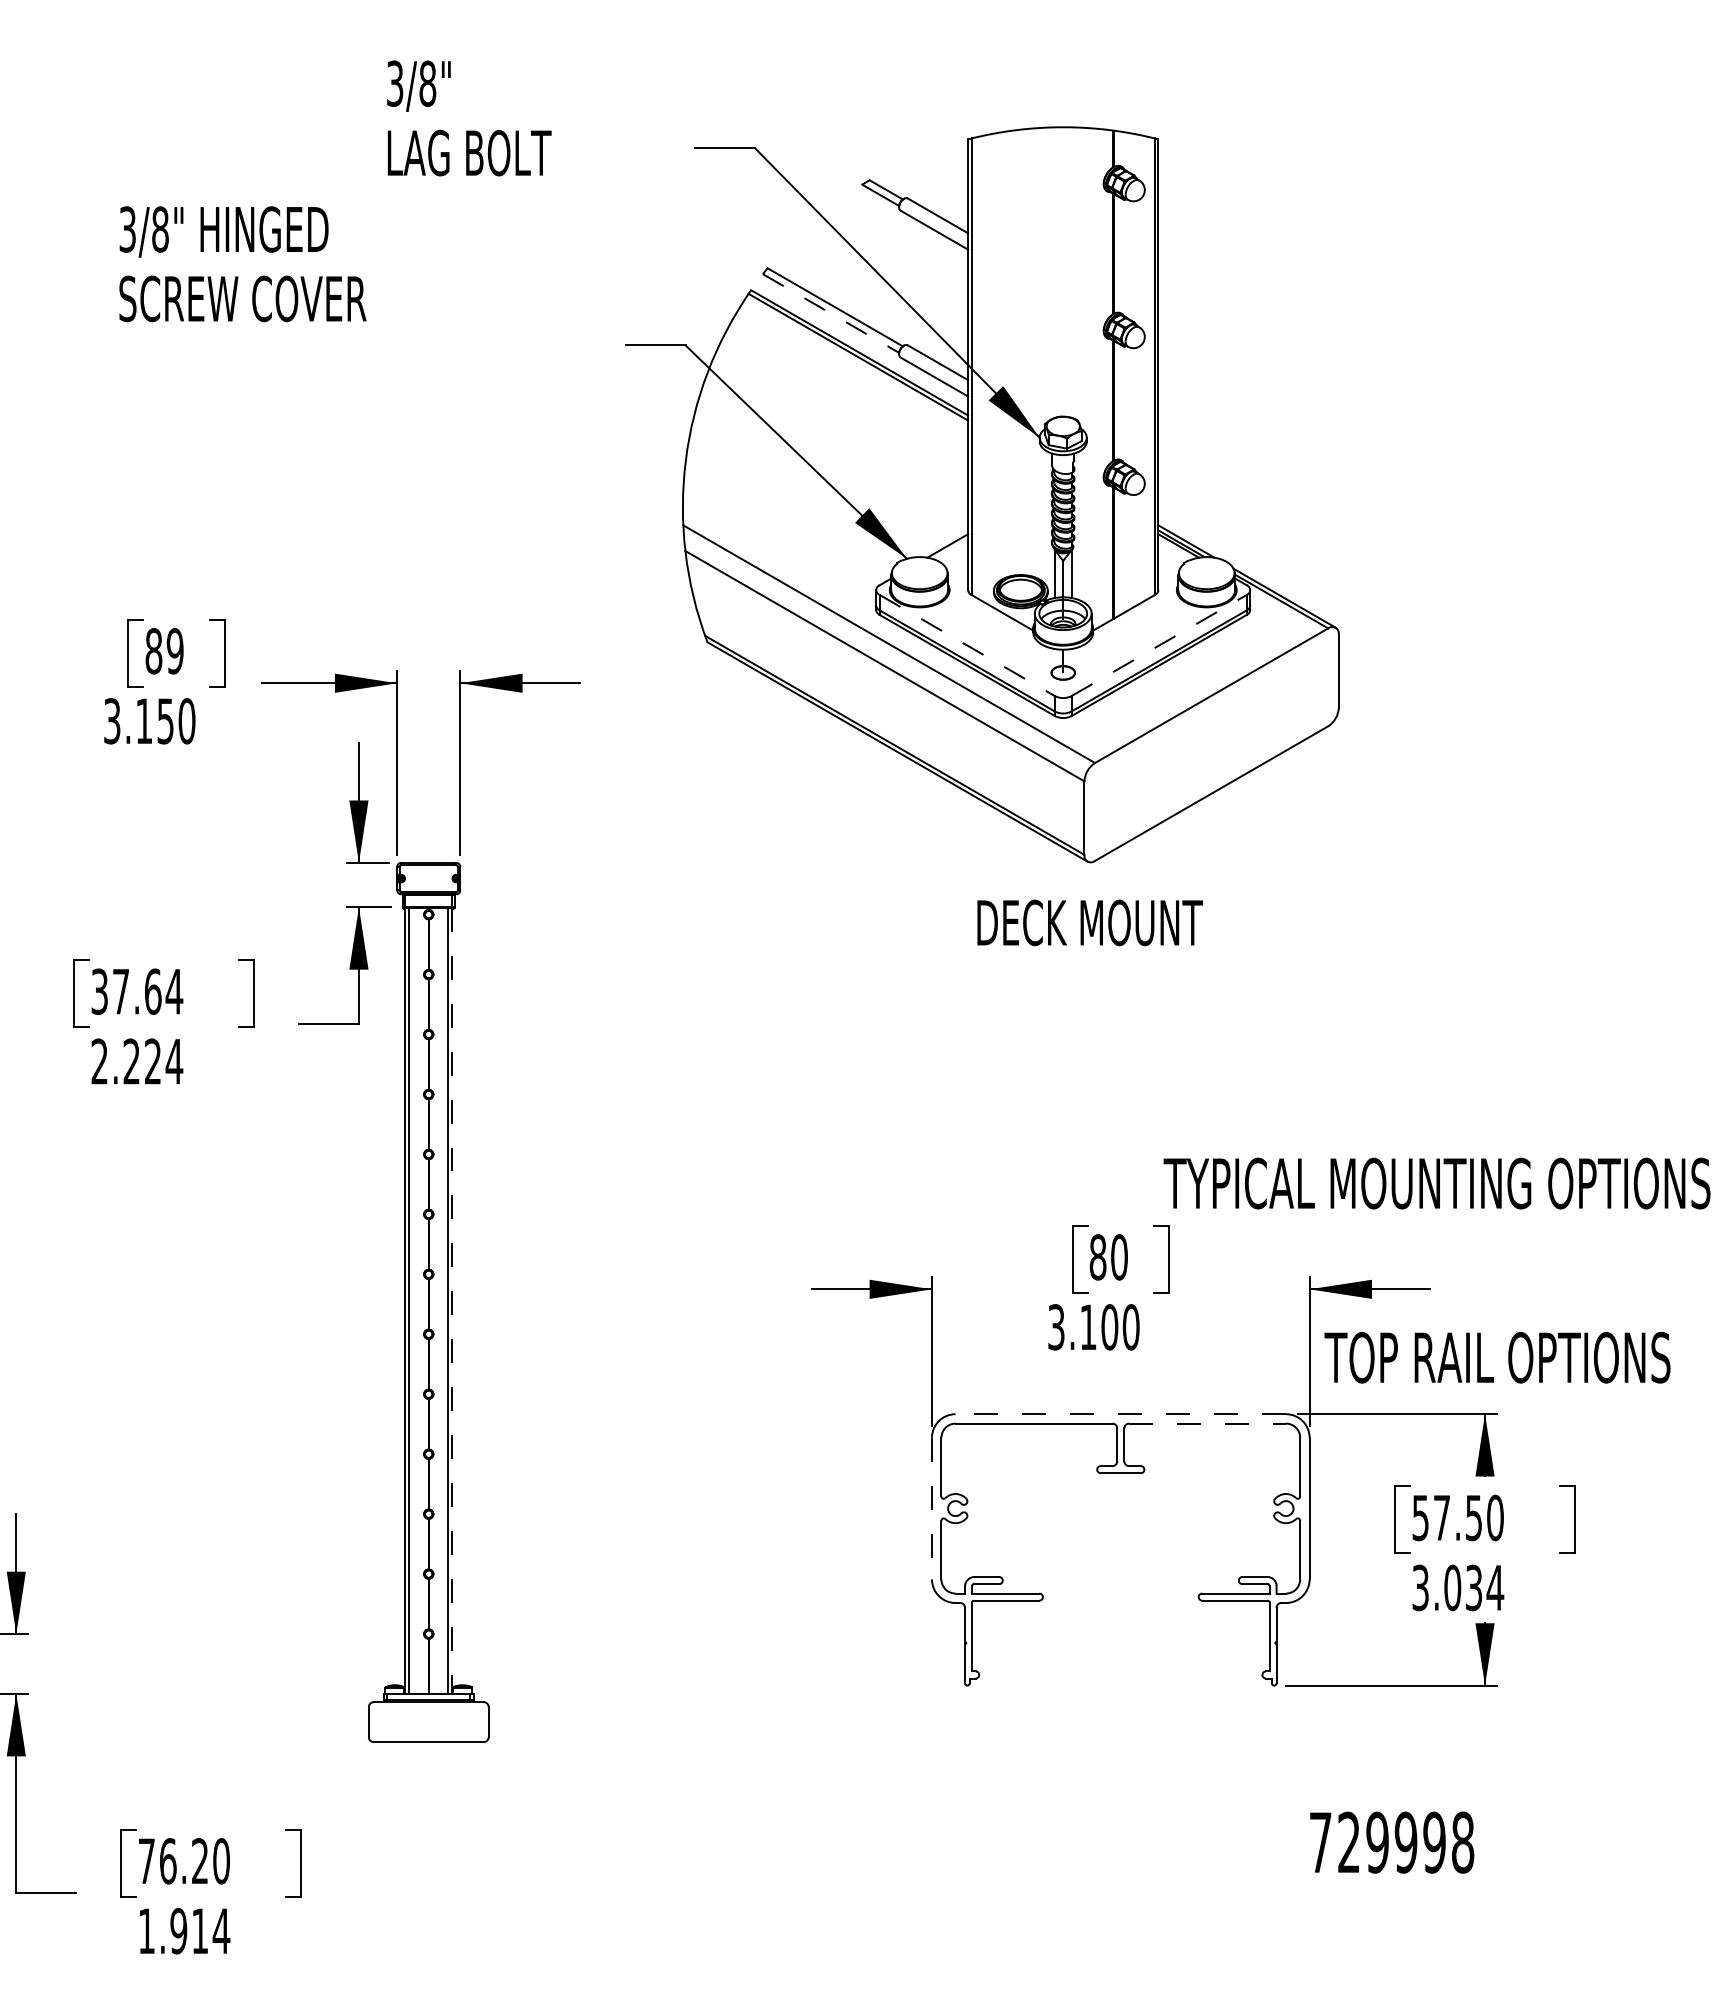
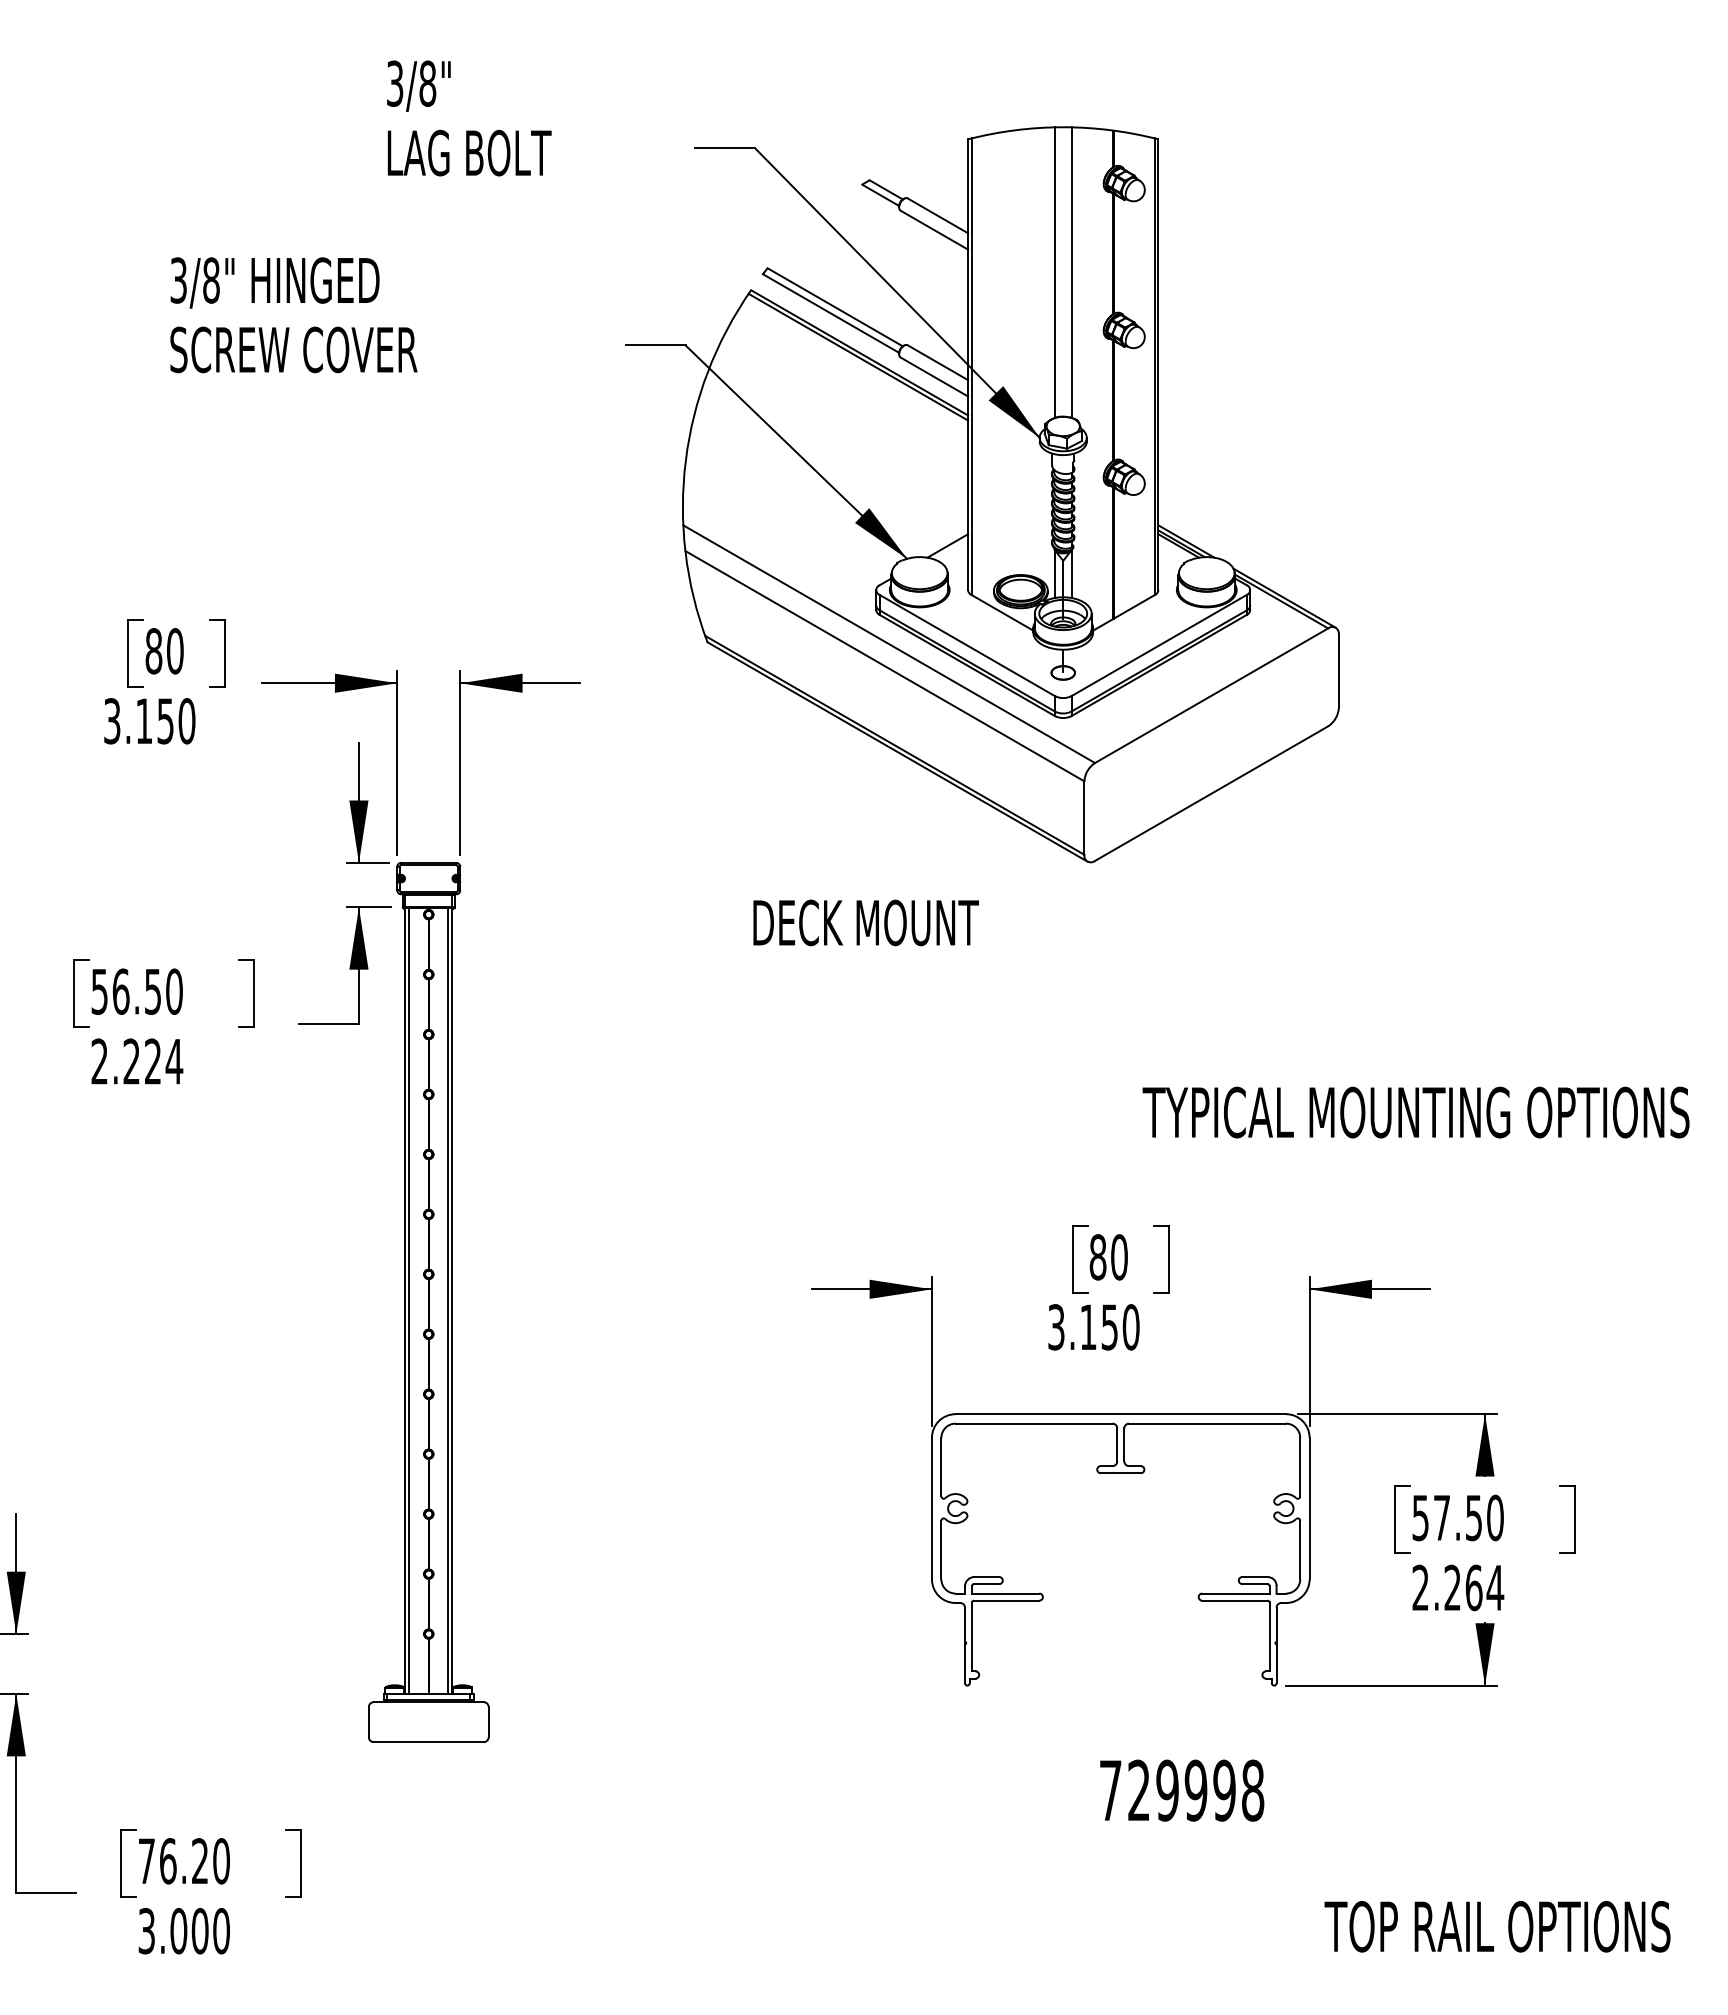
text position: (242, 264) -> (293, 315) (293, 315)
line: none -> present (1054, 272)
line: none -> present (1071, 272)
line: dashed -> solid (831, 313)
line: dashed -> solid (967, 645)
line: dashed -> solid (1159, 645)
text: 89 -> 80 (174, 651)
text position: (1089, 922) -> (865, 922) (865, 922)
text: 37.64 -> 56.50 (137, 991)
text position: (1436, 1183) -> (1415, 1112) (1415, 1112)
line: dashed -> solid (452, 1301)
text: 3.100 -> 3.150 (1109, 1327)
text position: (1497, 1357) -> (1497, 1926) (1497, 1926)
line: dashed -> solid (1120, 1414)
line: dashed -> solid (1208, 1423)
line: dashed -> solid (931, 1508)
text: 3.034 -> 2.264 (1447, 1587)
text position: (1392, 1842) -> (1182, 1790) (1182, 1790)
text: 1.914 -> 3.000 (184, 1931)
